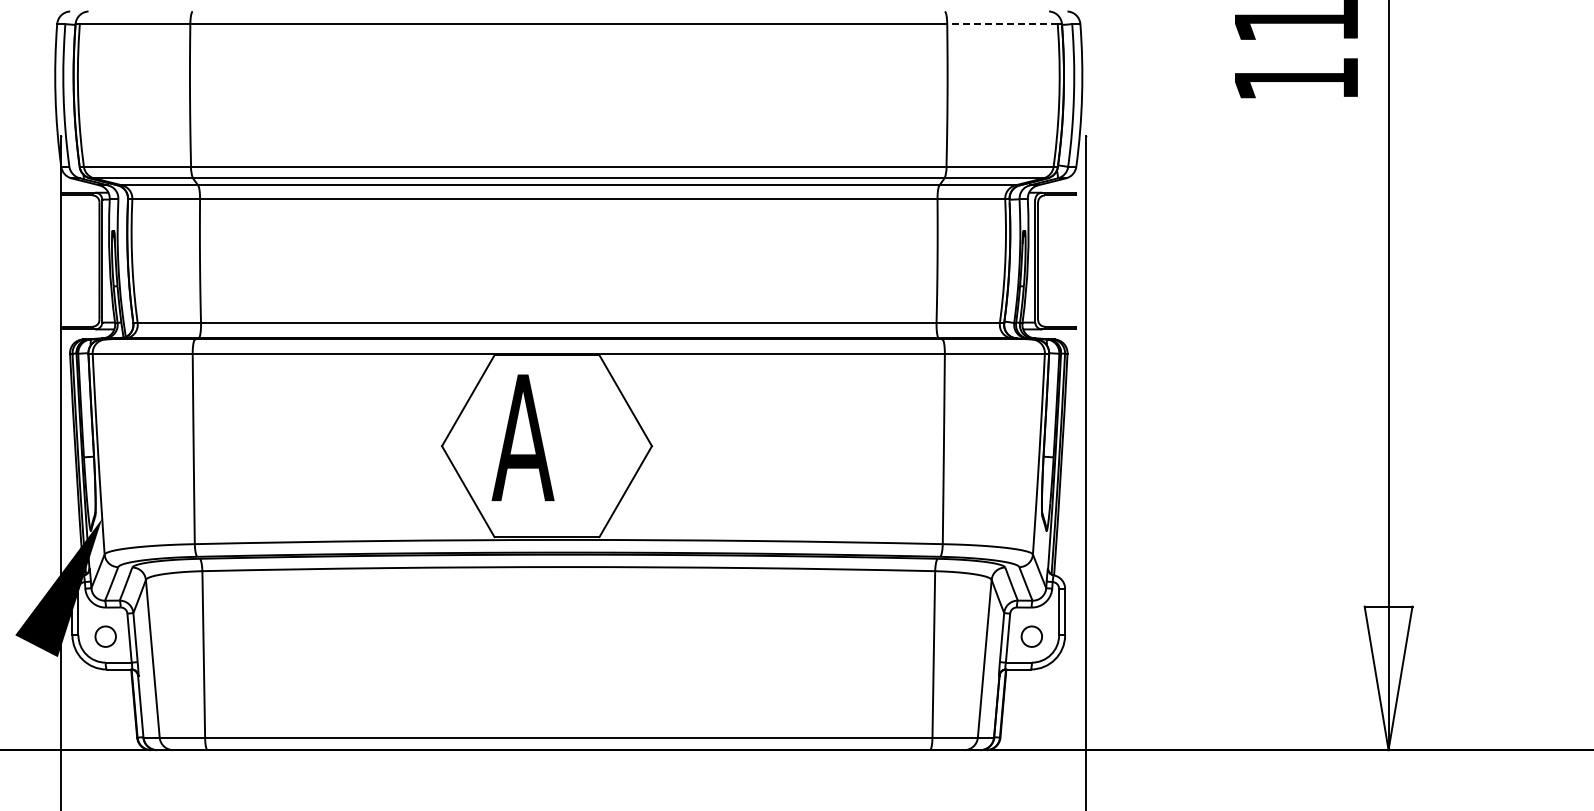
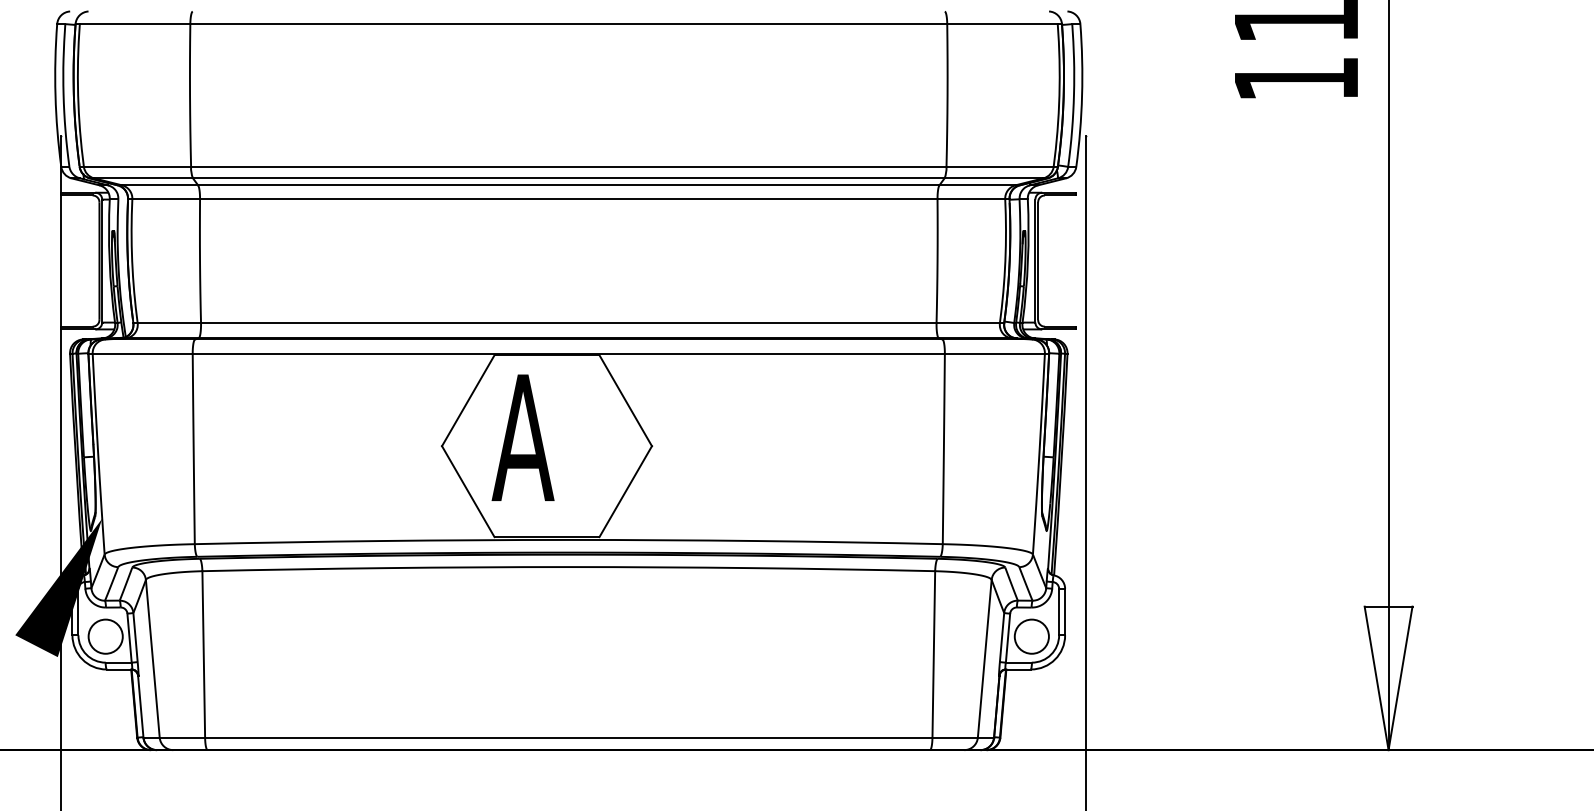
line: dashed -> solid (1002, 24)
circle diameter: 21 px -> 34 px (105, 636)
circle diameter: 21 px -> 34 px (1031, 636)
